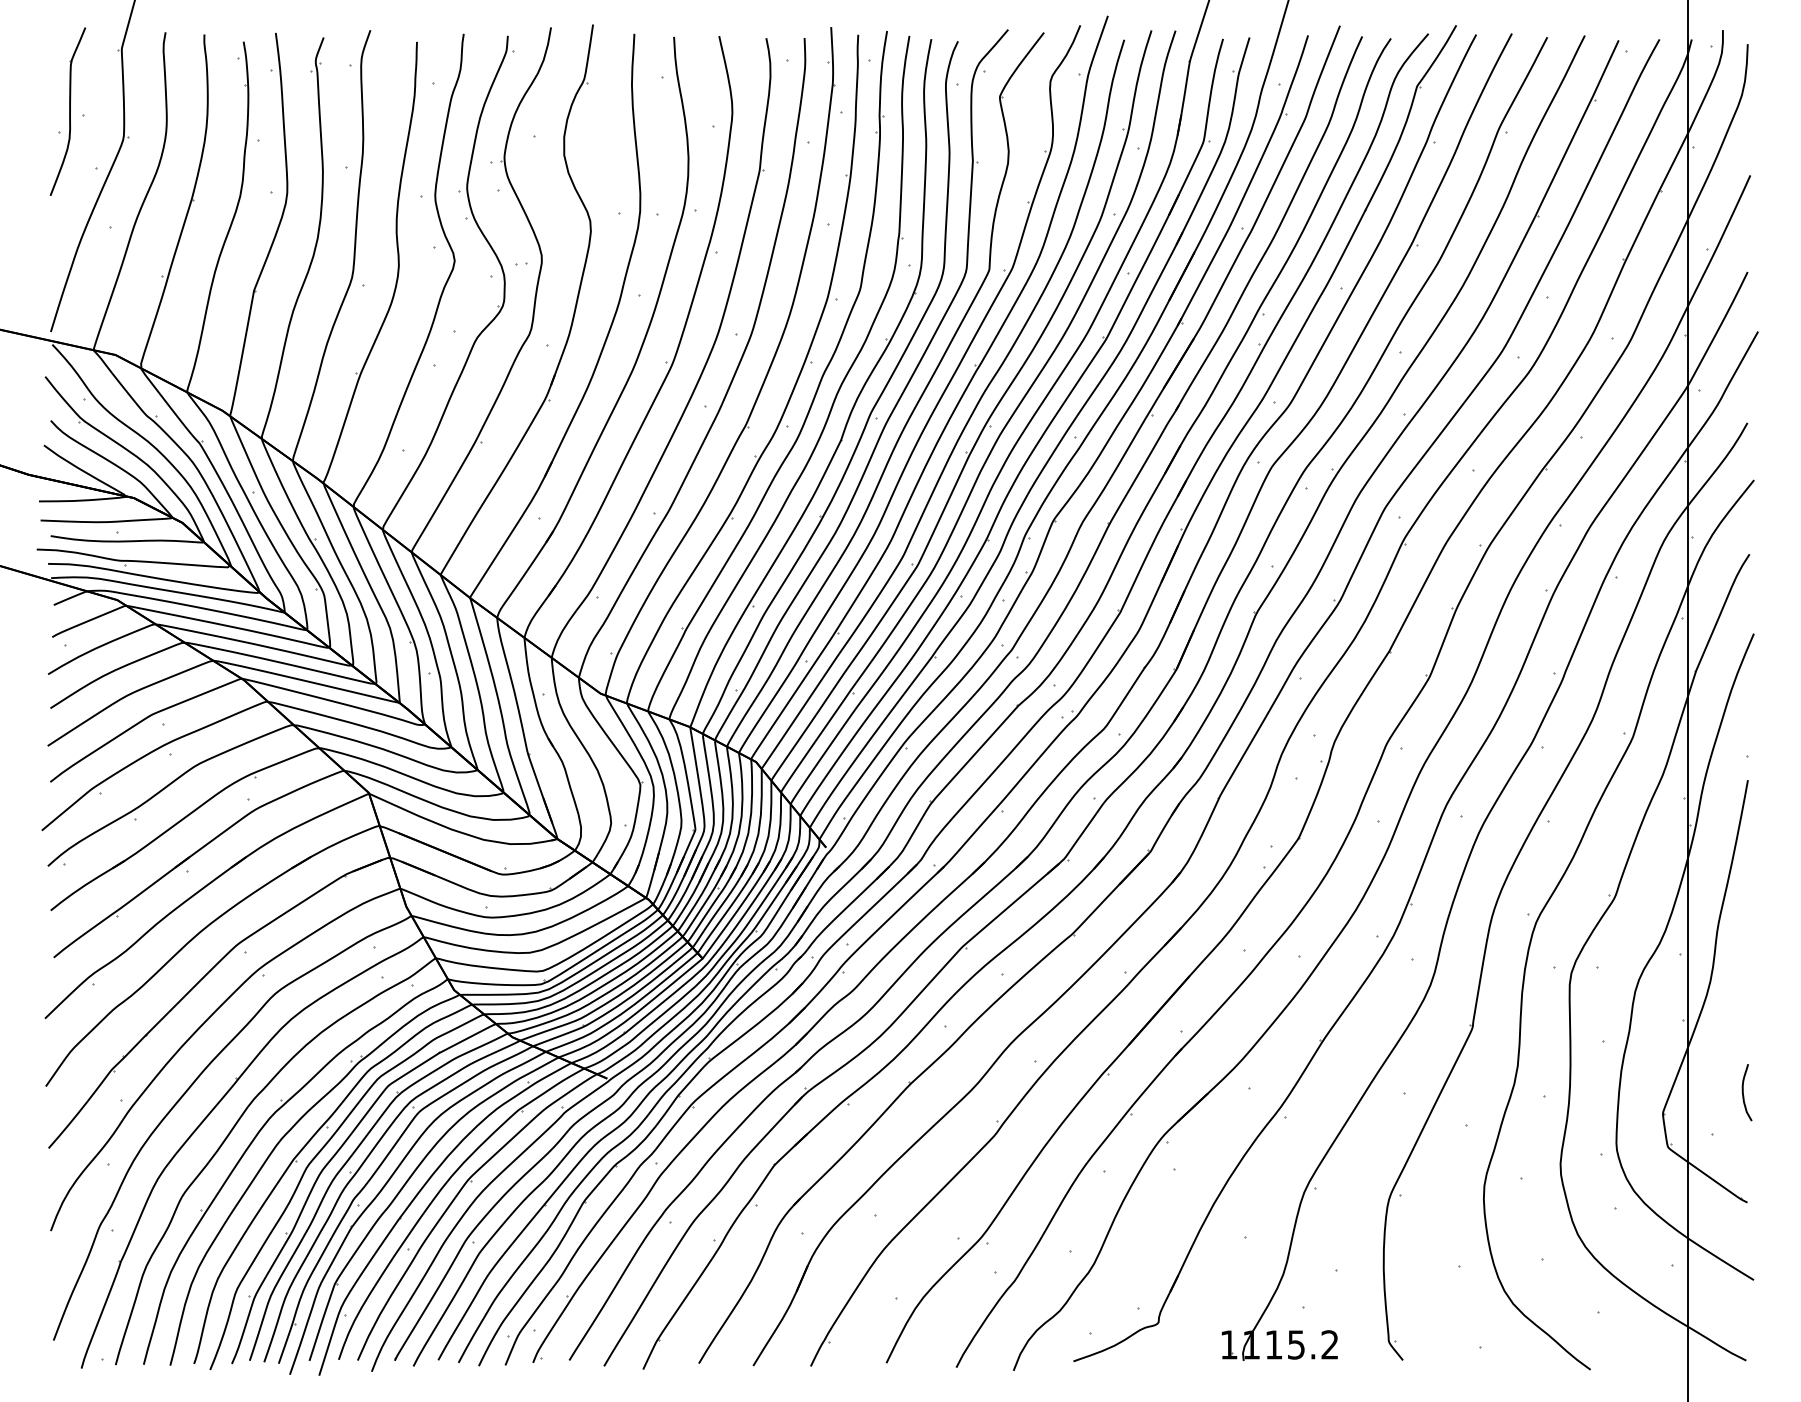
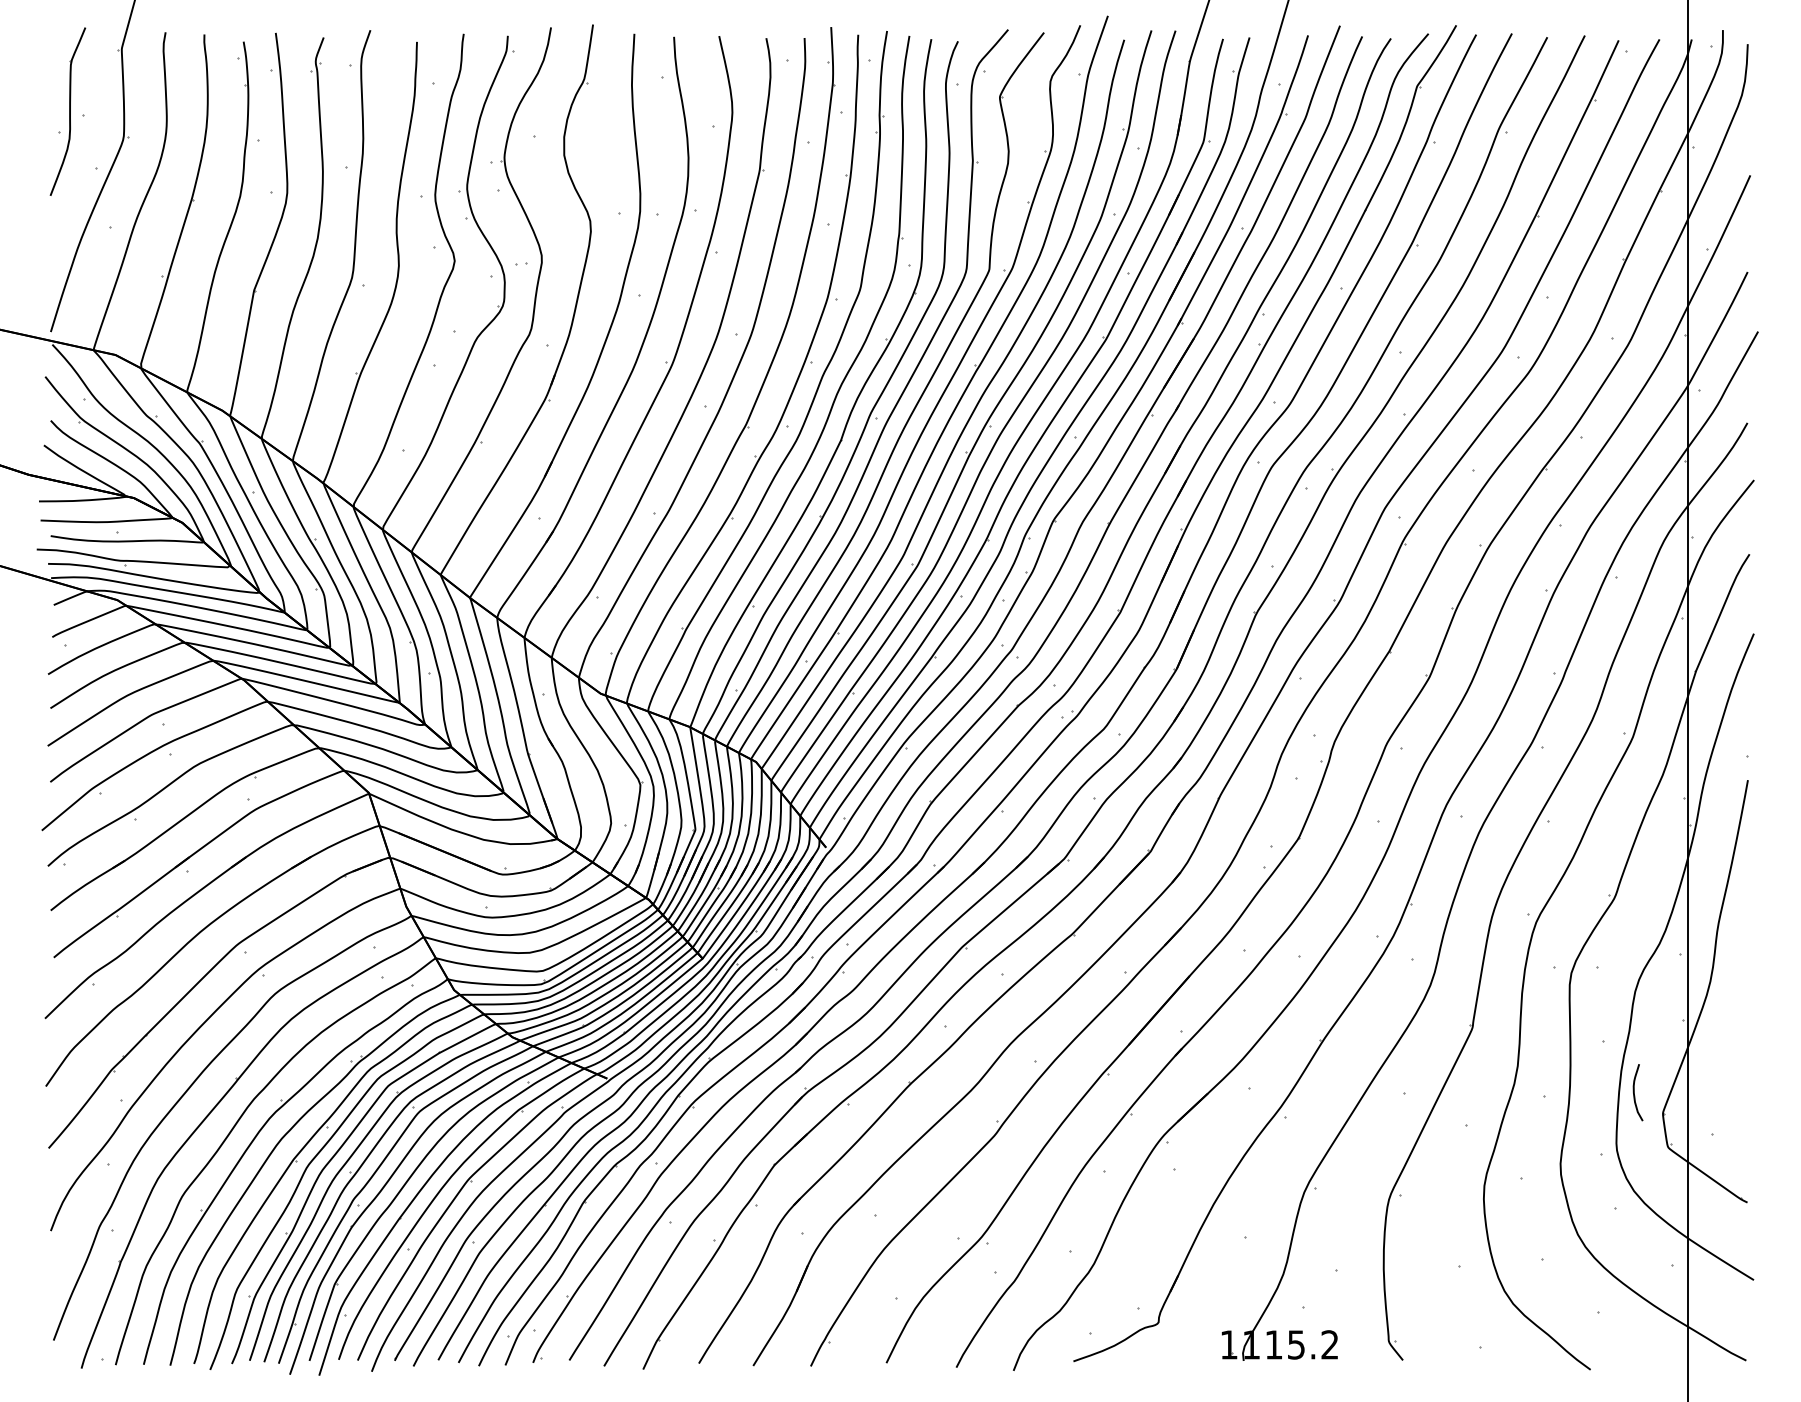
curve position: (1743, 1092) -> (1634, 1092) (1634, 1092)
